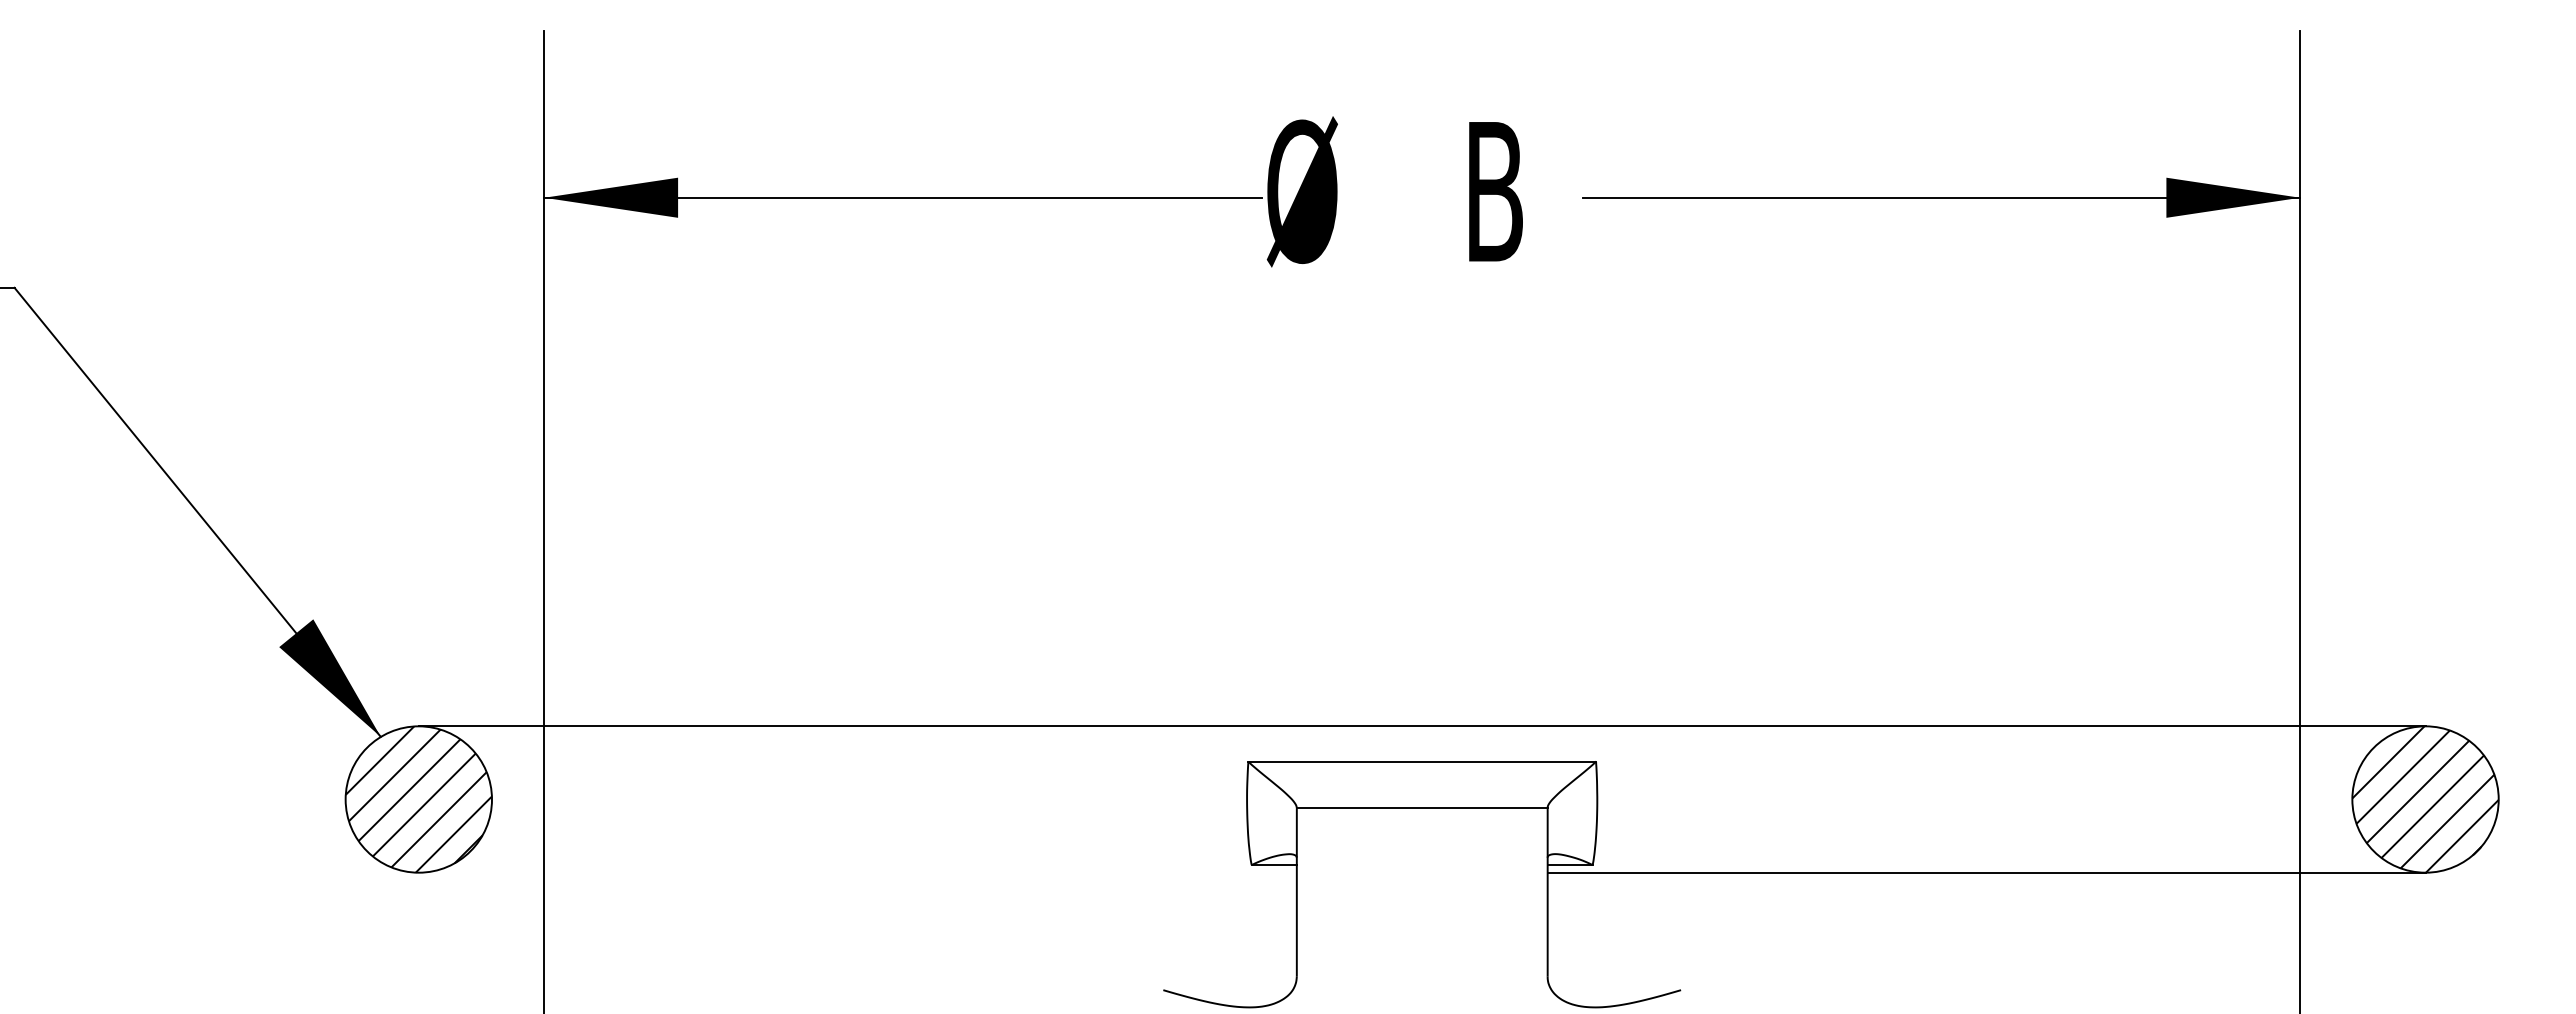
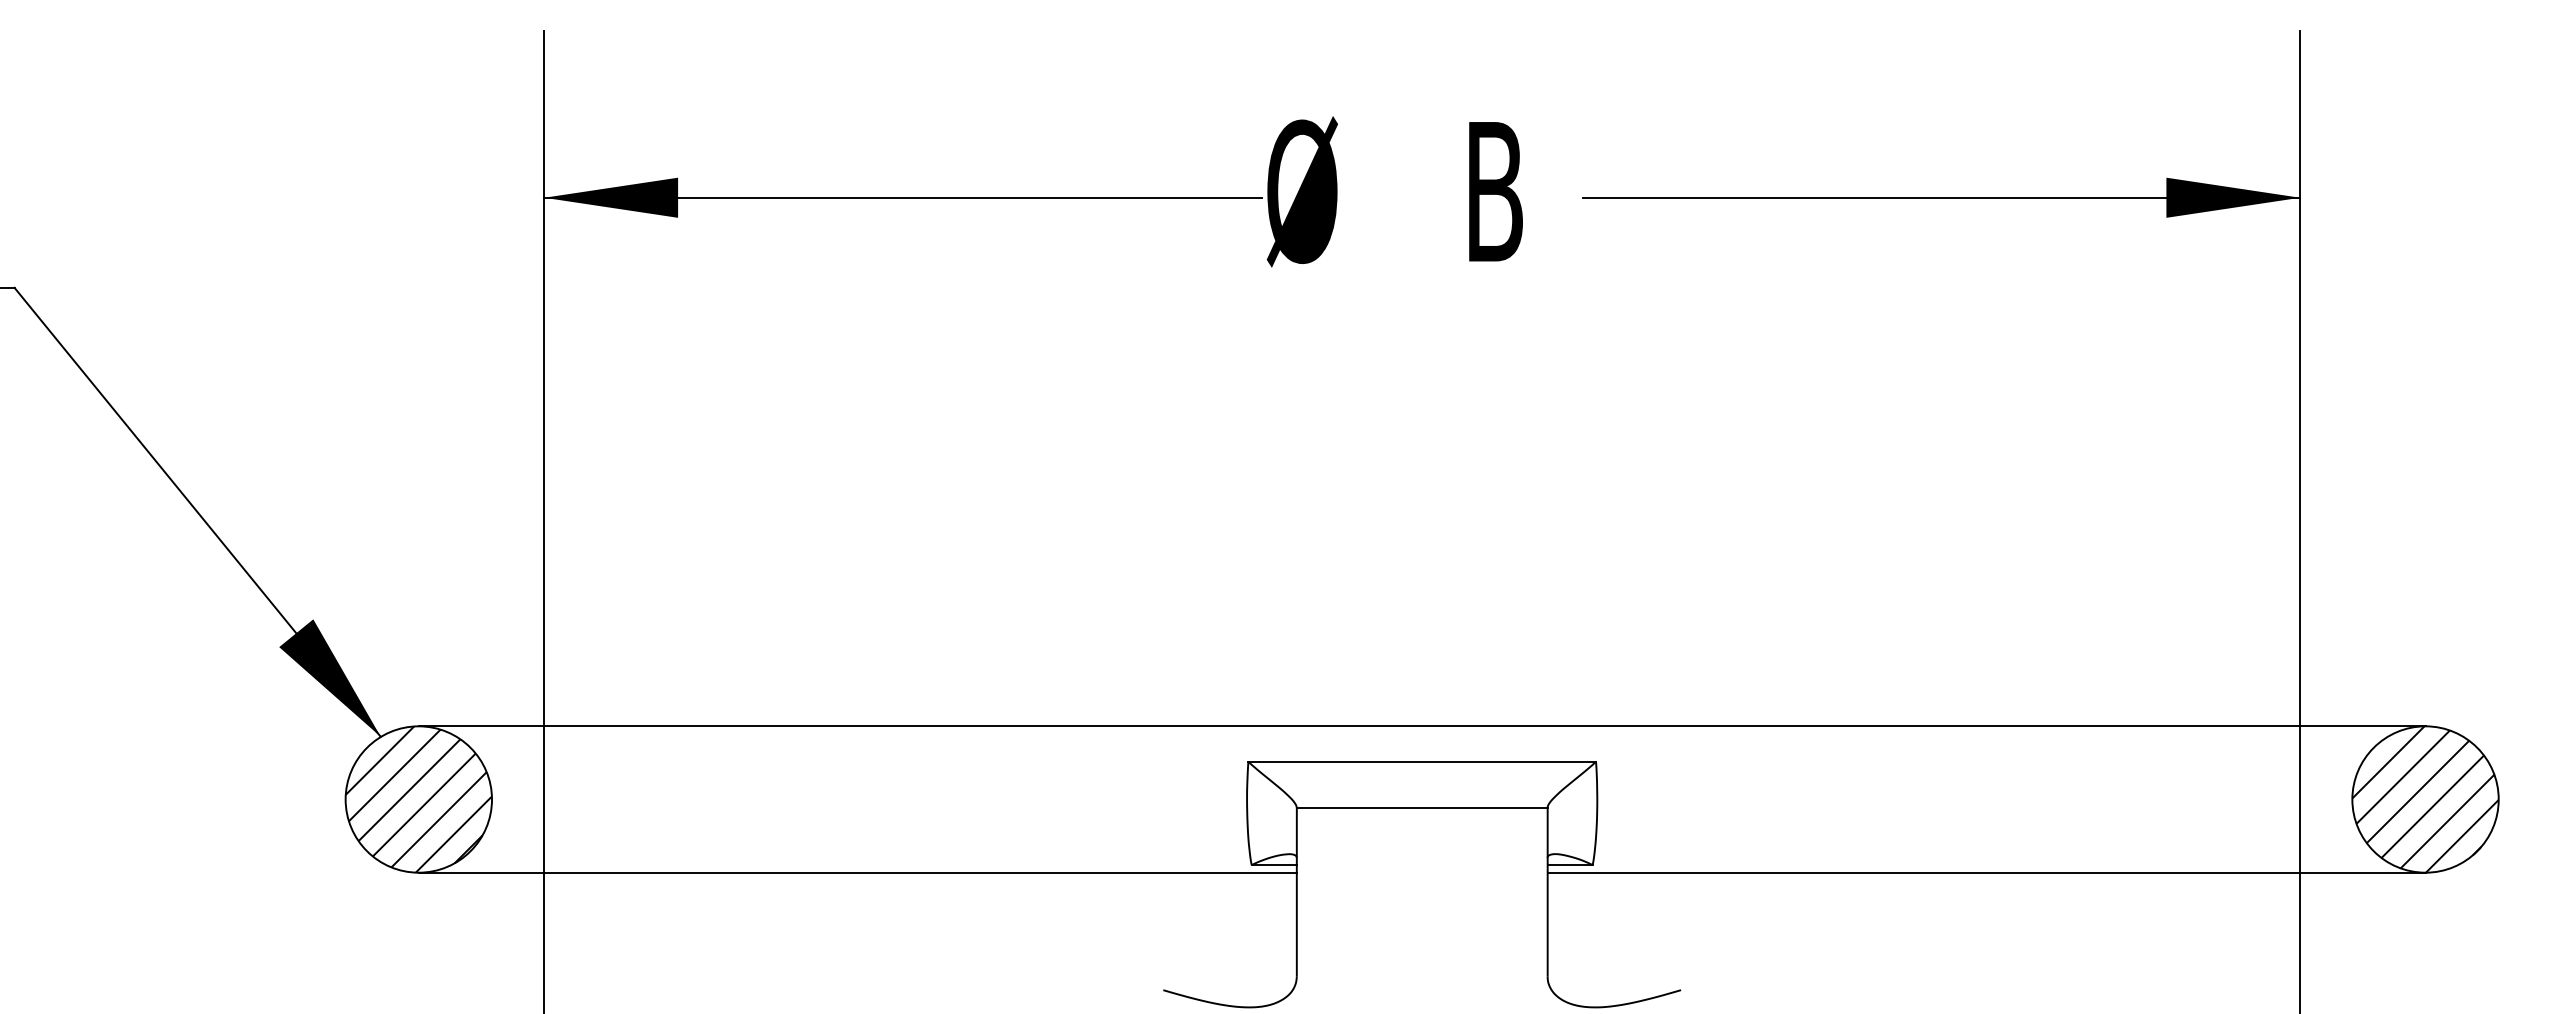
line: none -> present (857, 872)
